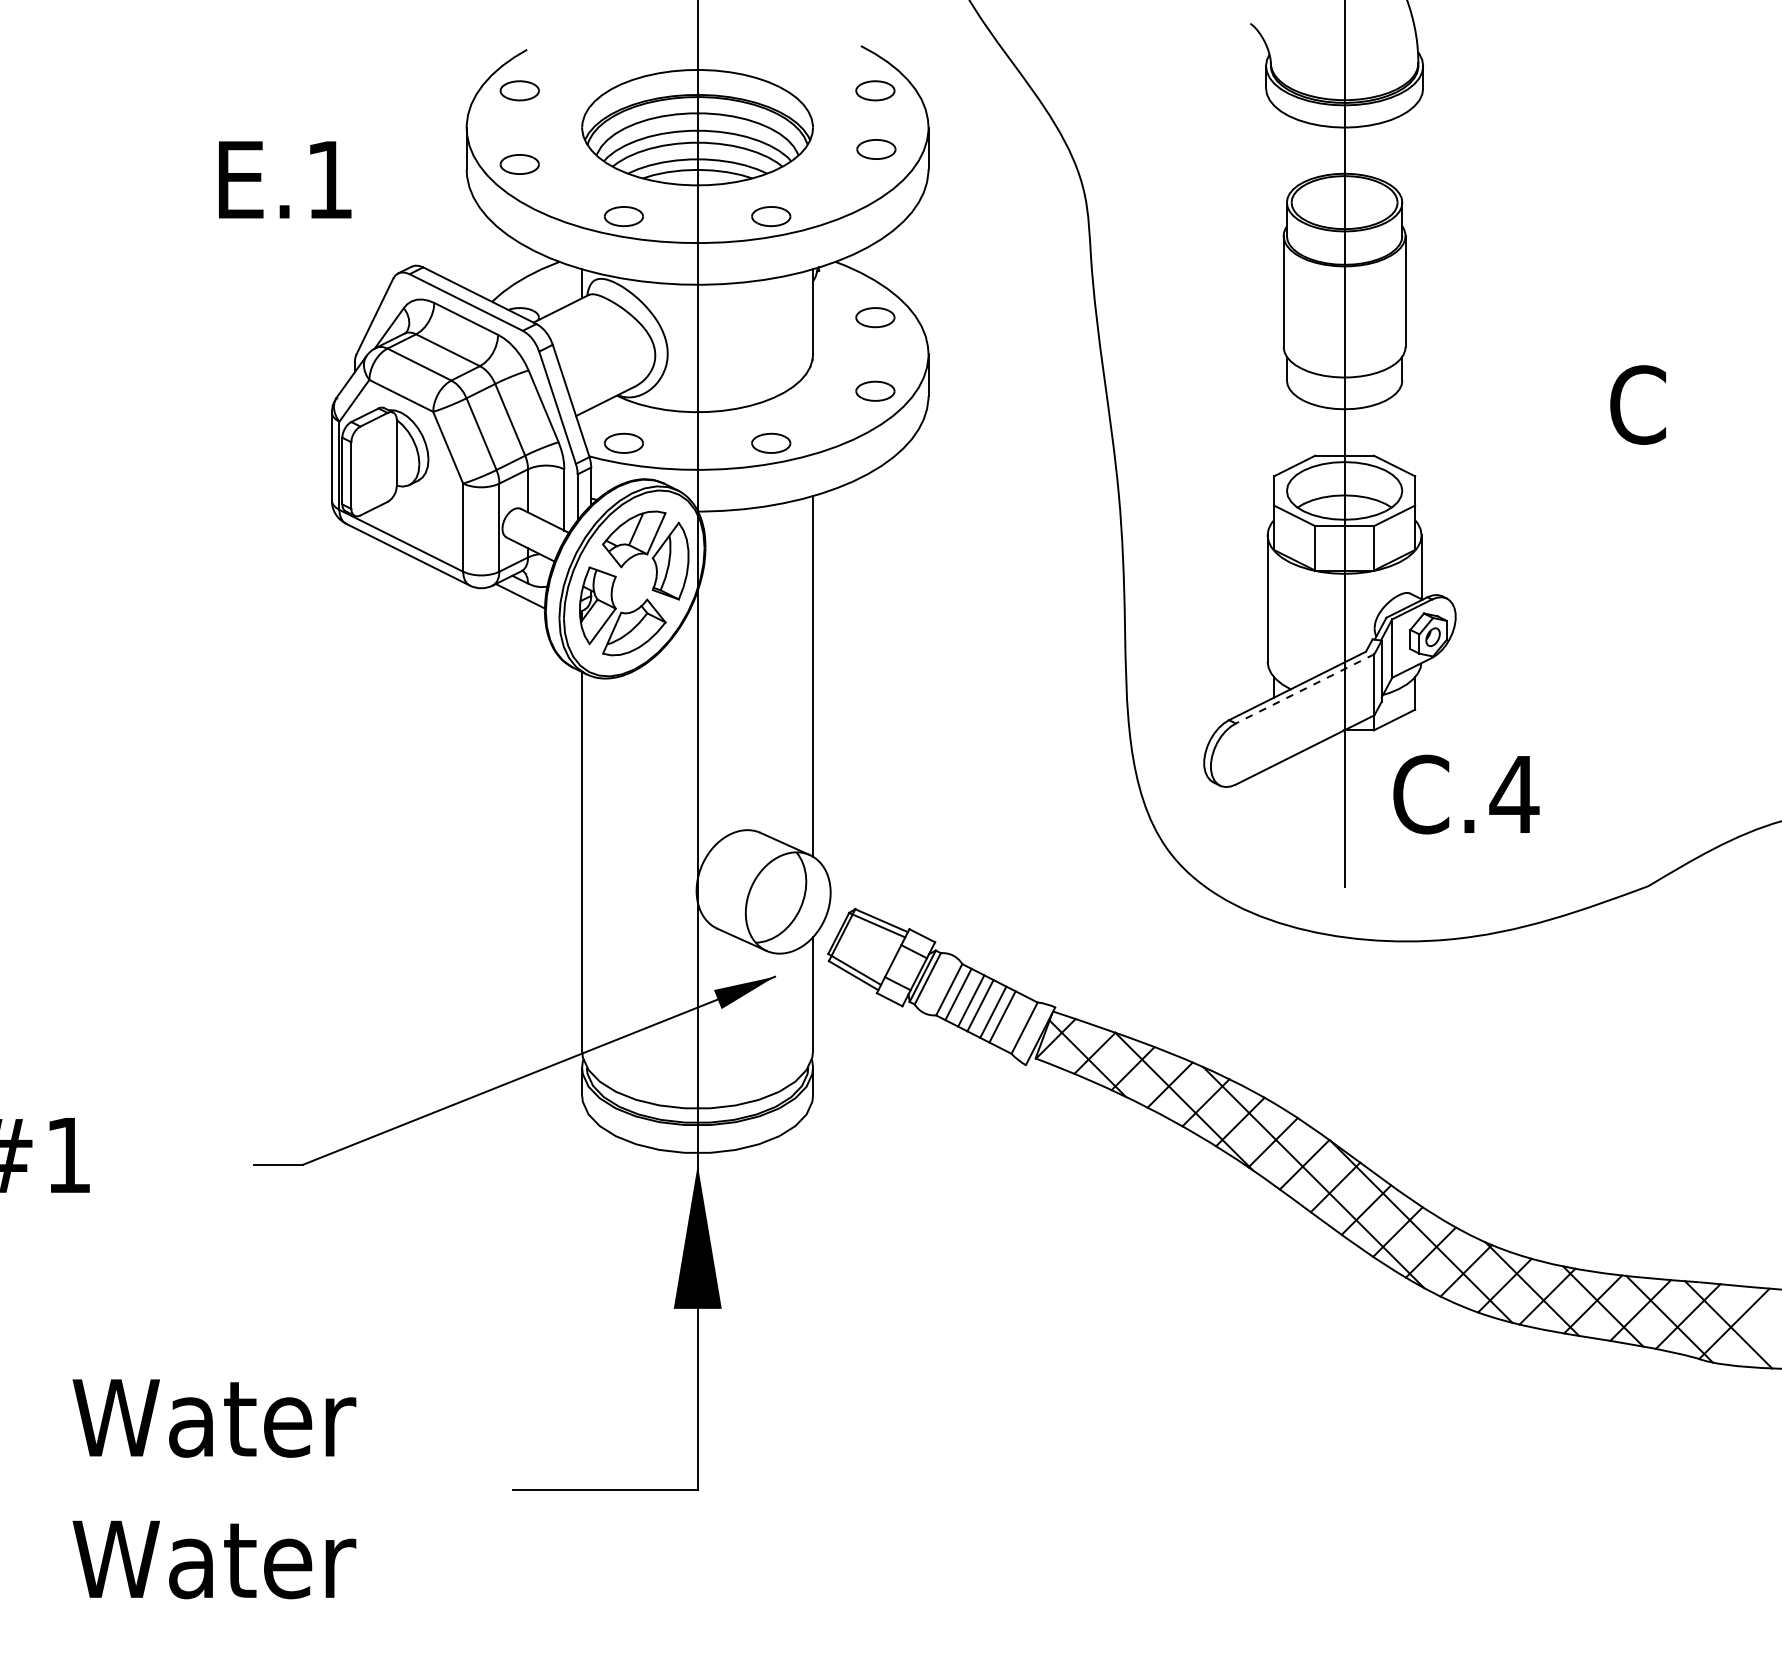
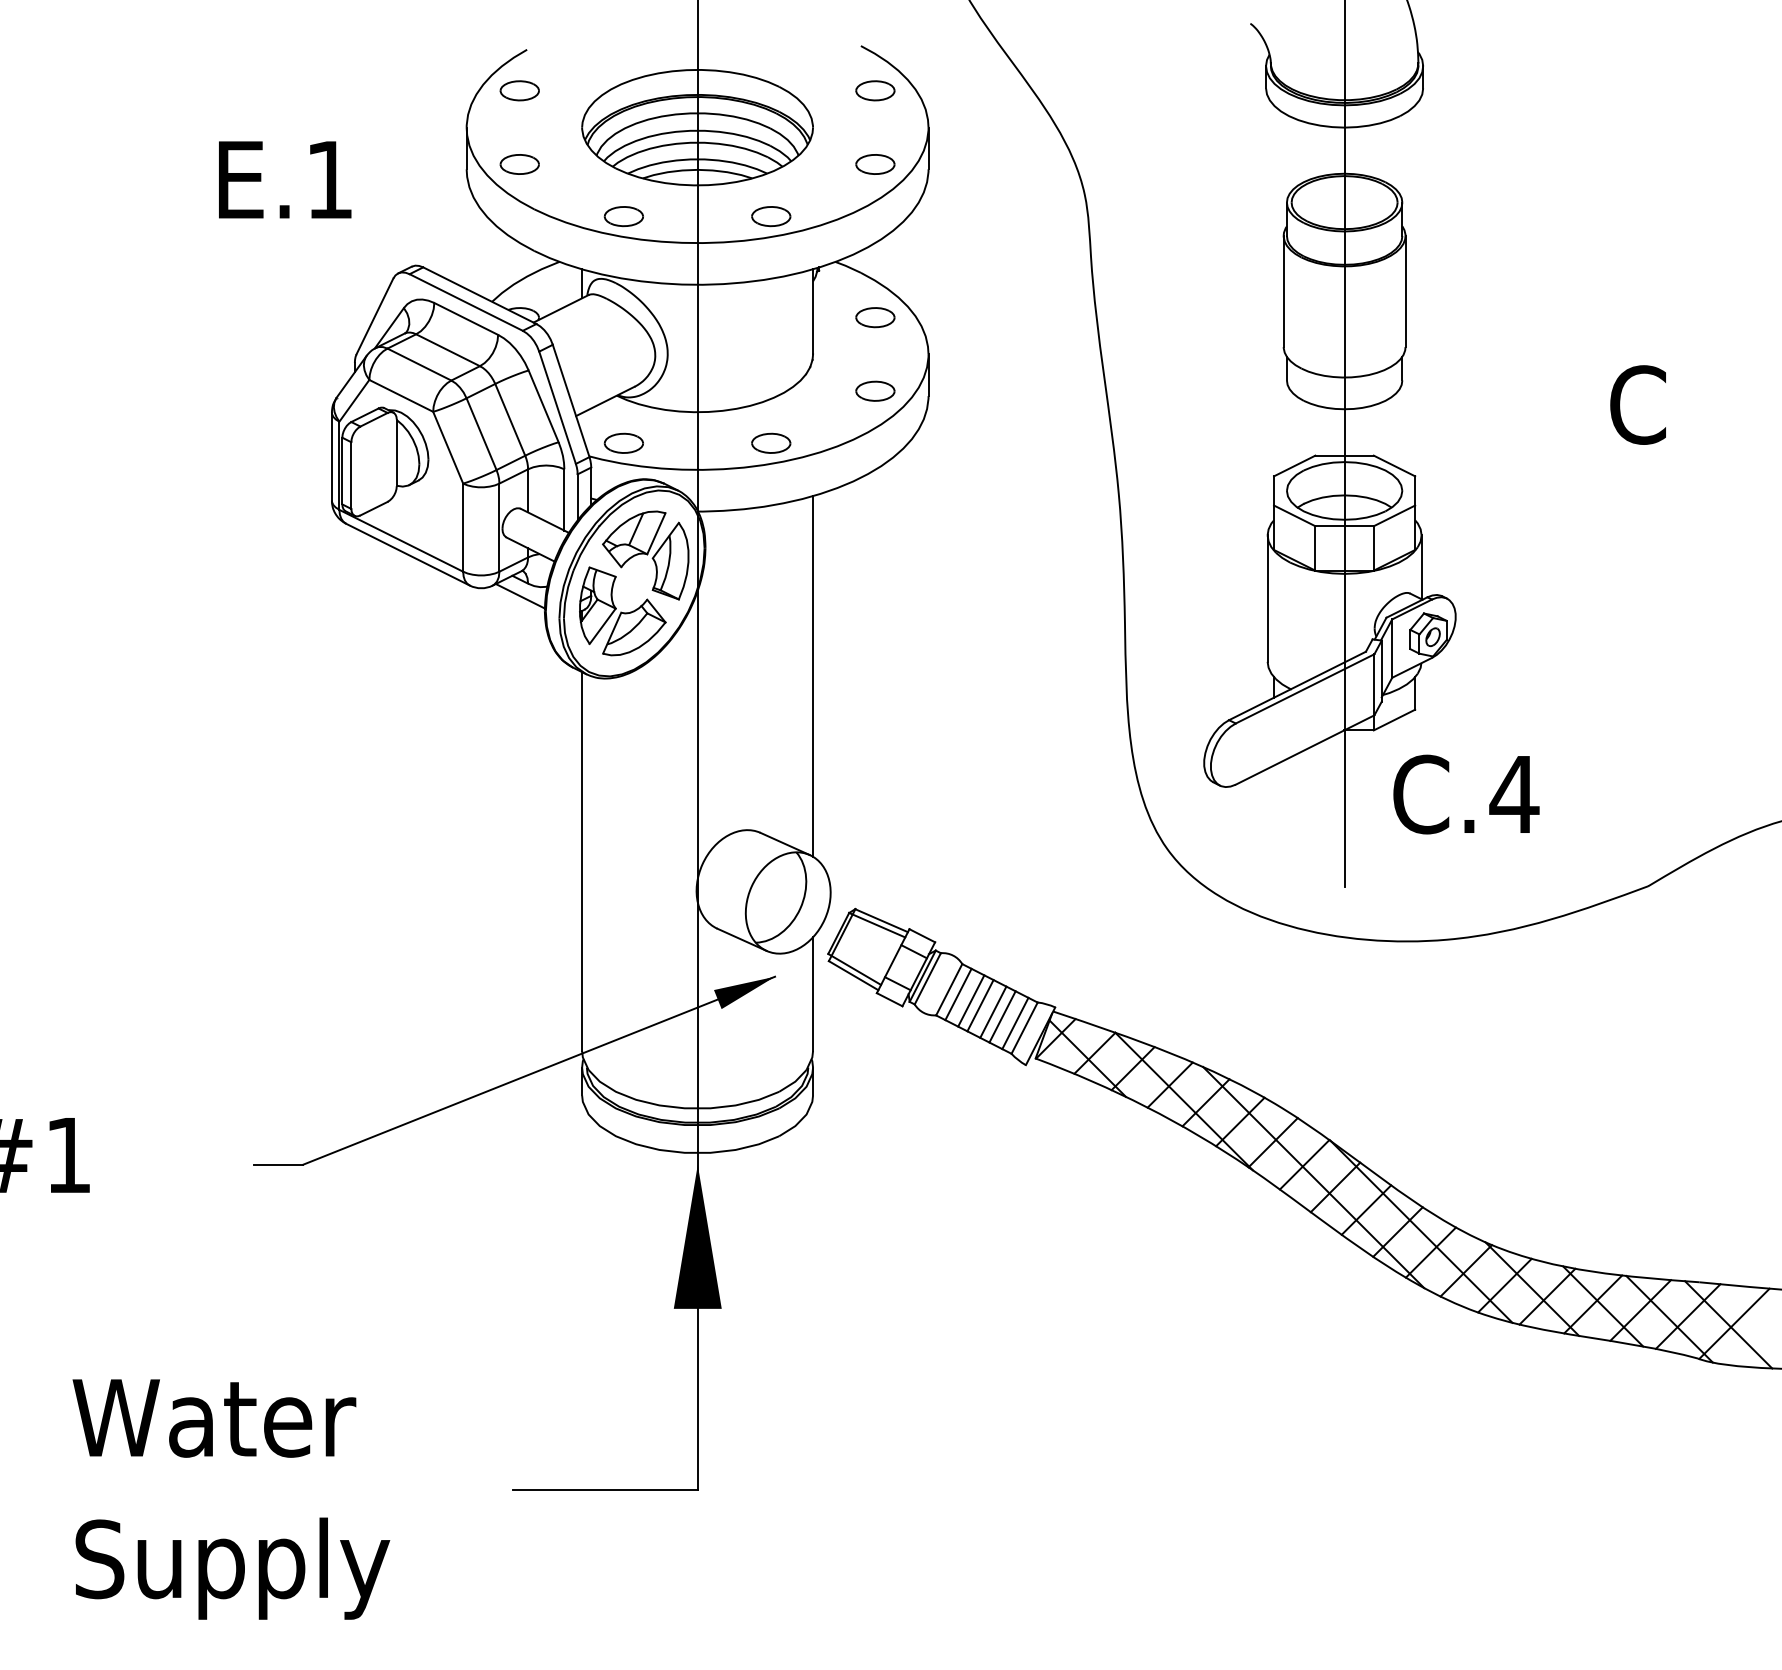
part position: (876, 149) -> (875, 164) (875, 164)
line: dashed -> solid (1304, 689)
line: none -> present (1015, 1023)
text: Water -> Supply (231, 1568)
